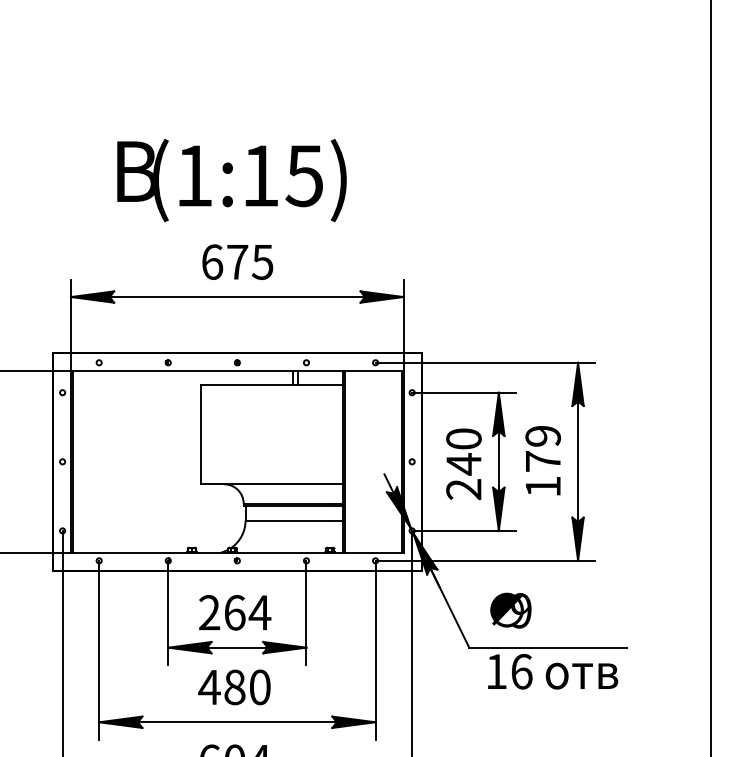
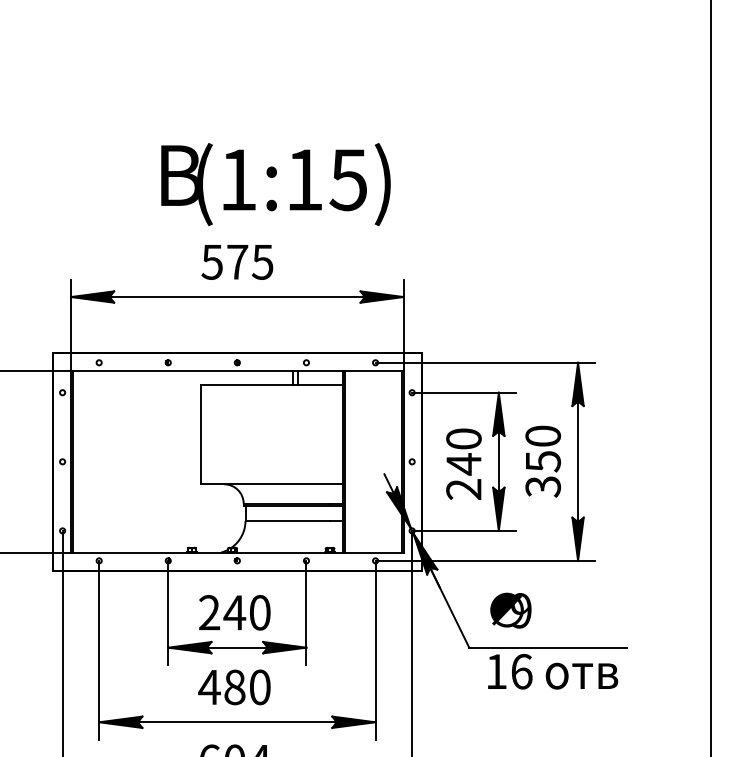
text position: (231, 180) -> (275, 184) (275, 184)
text: 675 -> 575 (212, 261)
text: 179 -> 350 (543, 461)
text: 264 -> 240 (247, 612)
